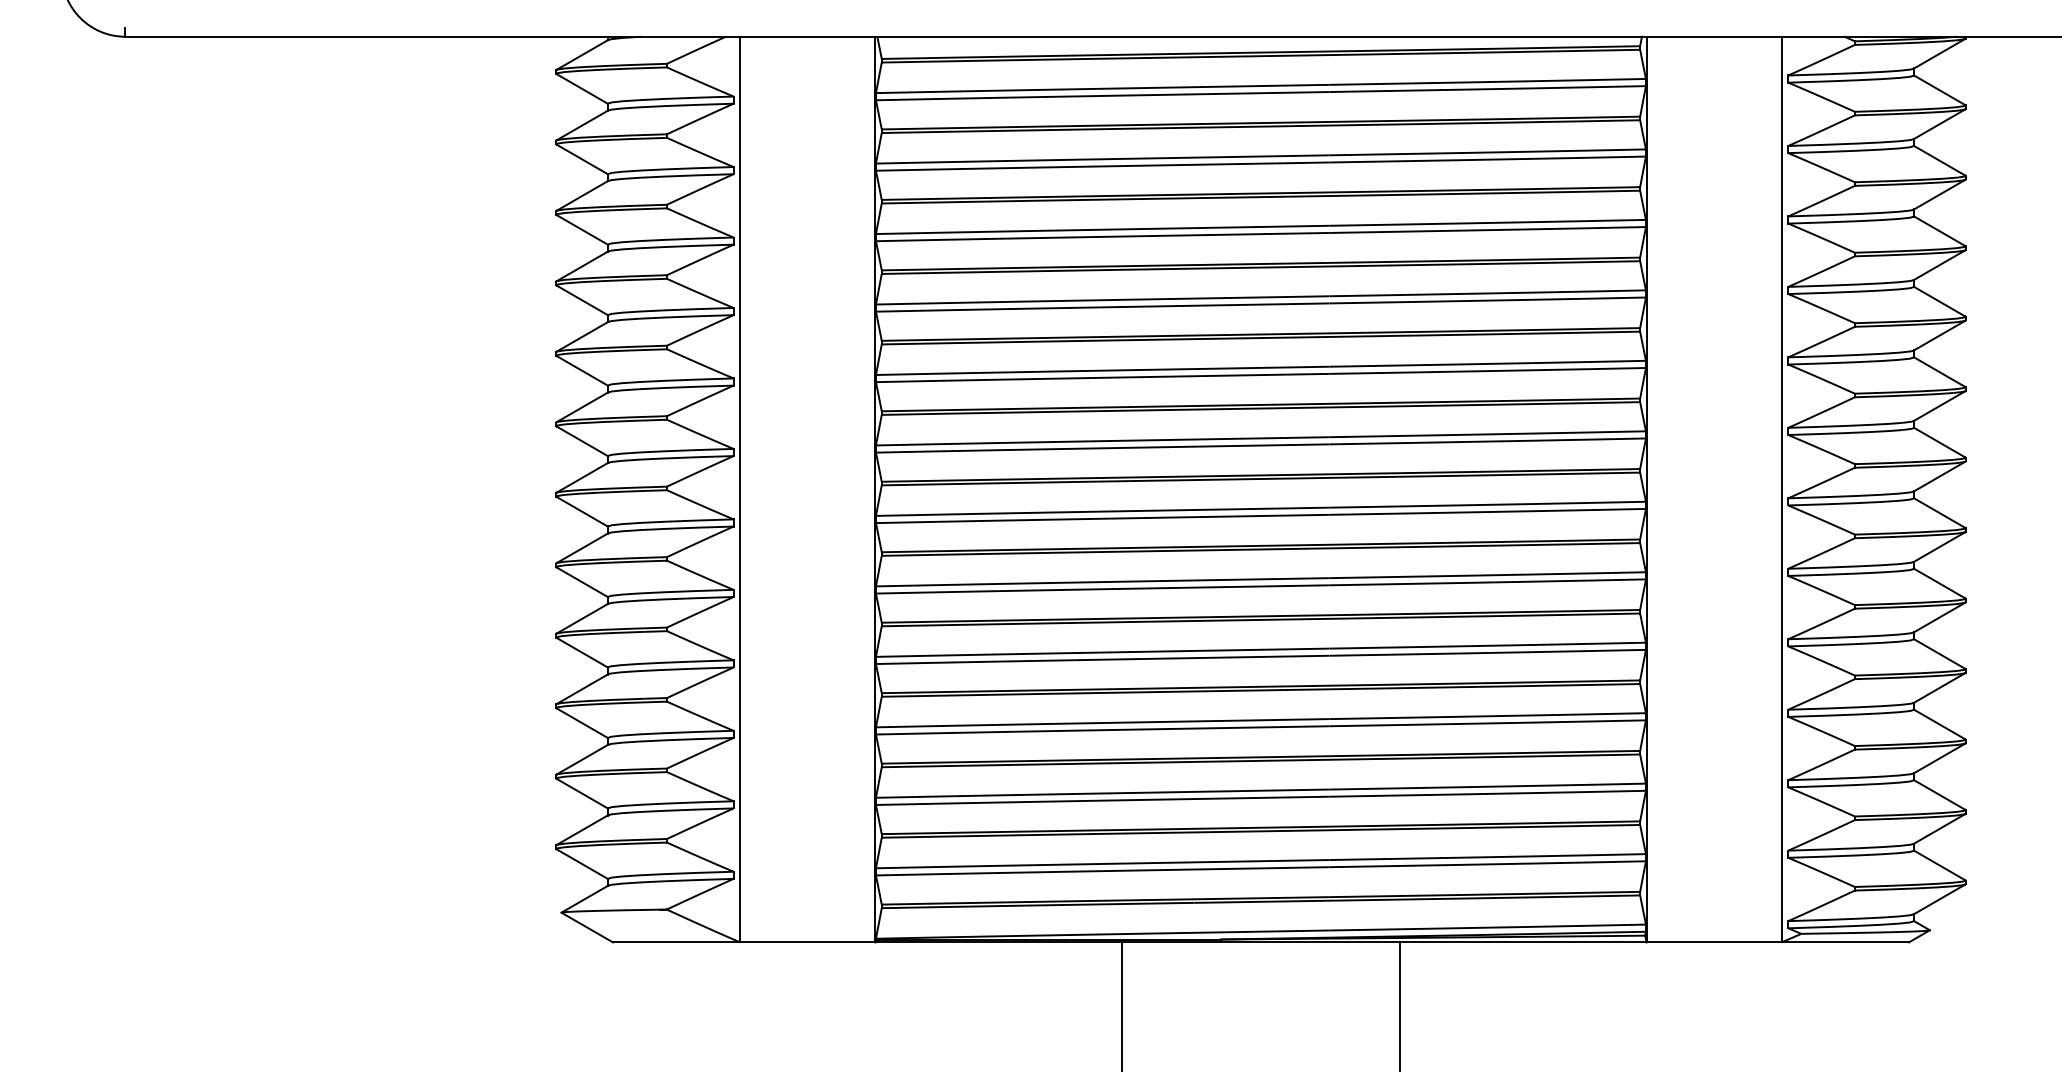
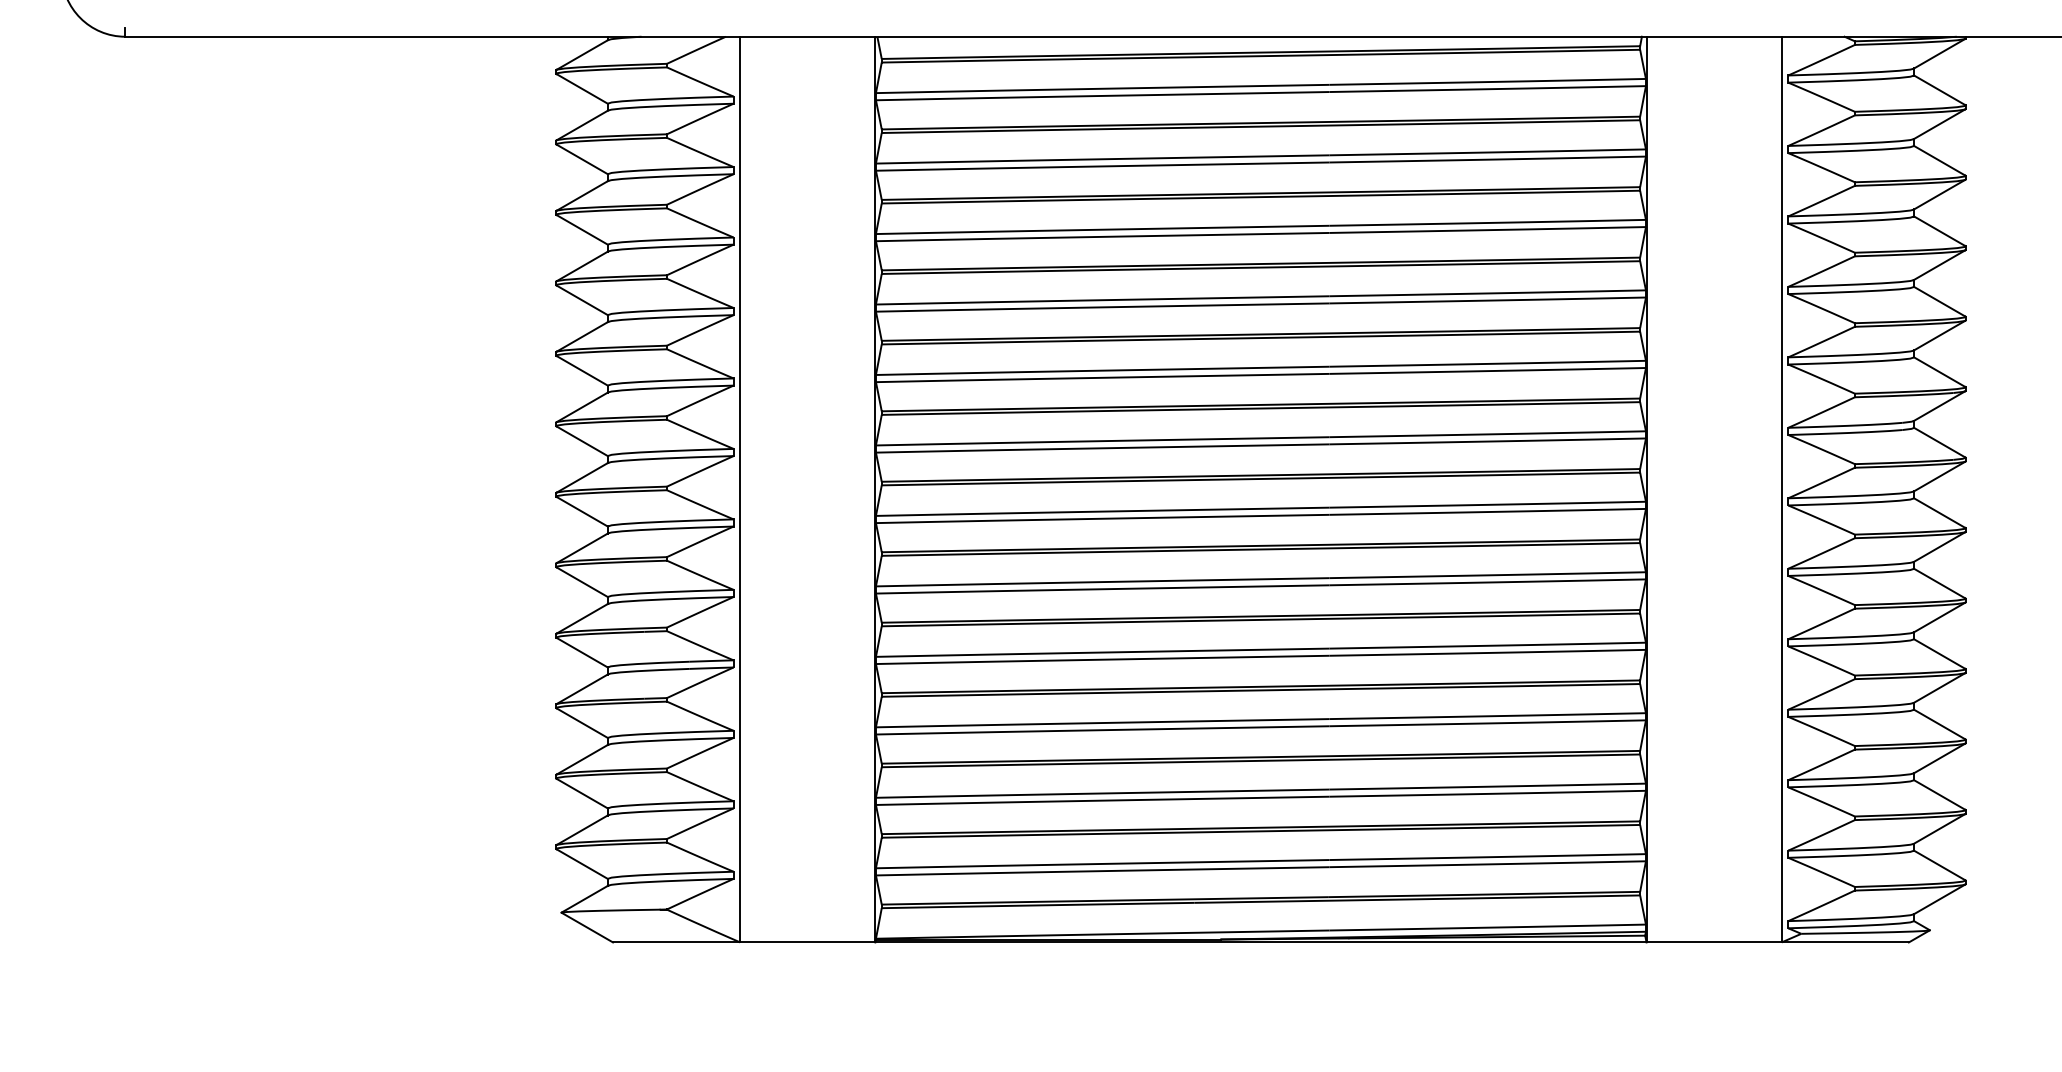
line: present -> none (1121, 1005)
line: present -> none (1400, 1005)
